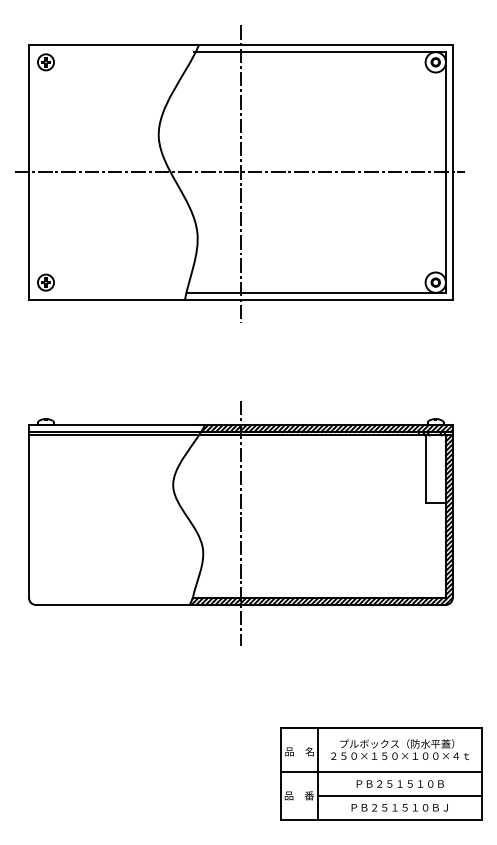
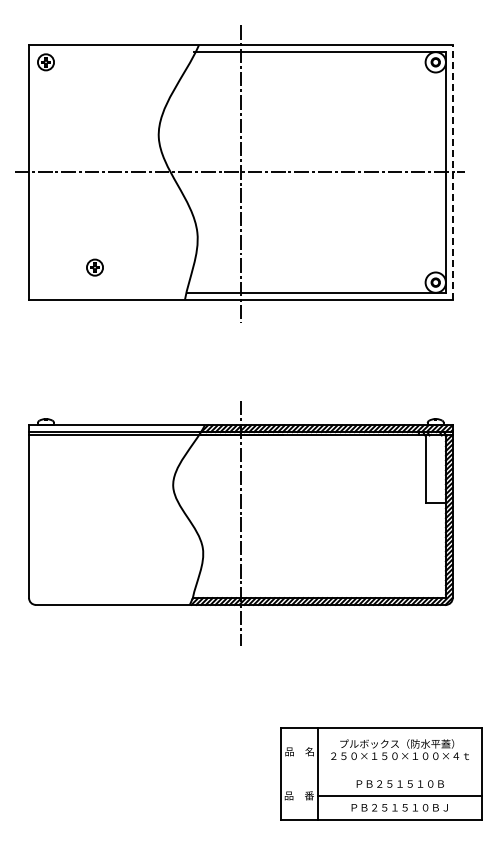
line: solid -> dashed (452, 172)
part position: (45, 282) -> (94, 267) (94, 267)
line: present -> none (381, 772)
